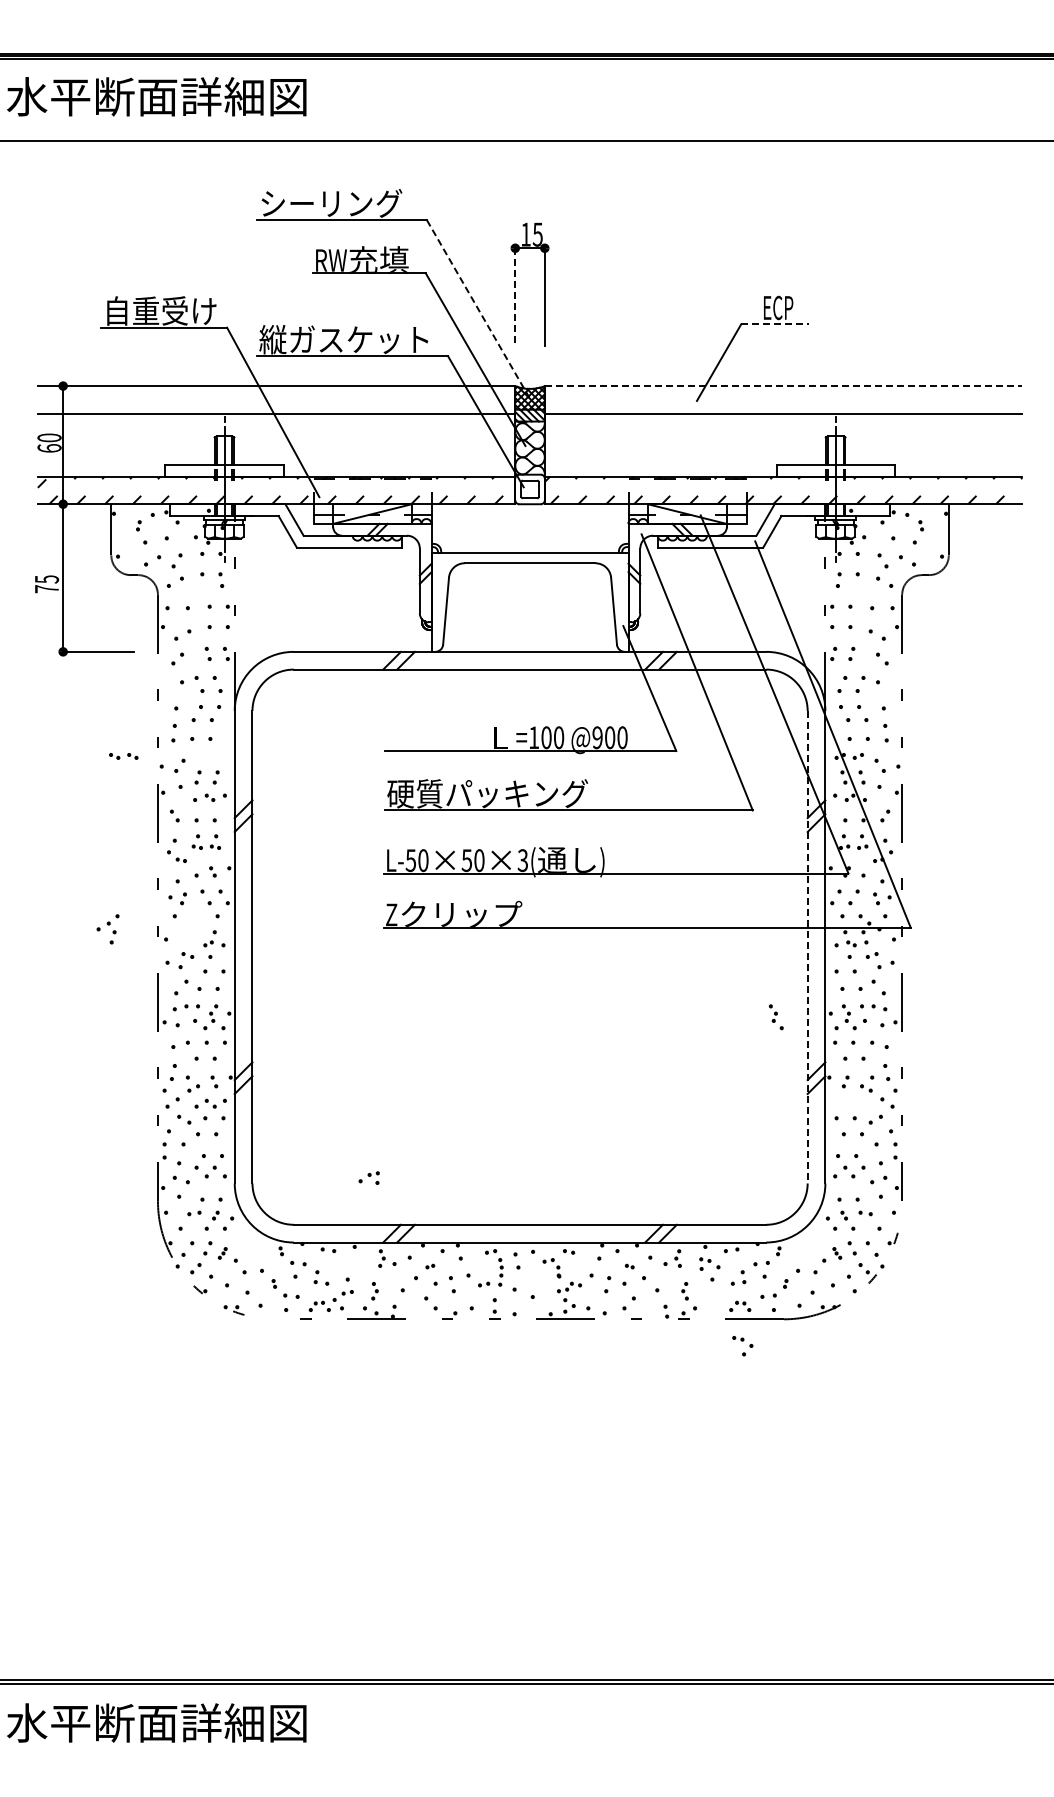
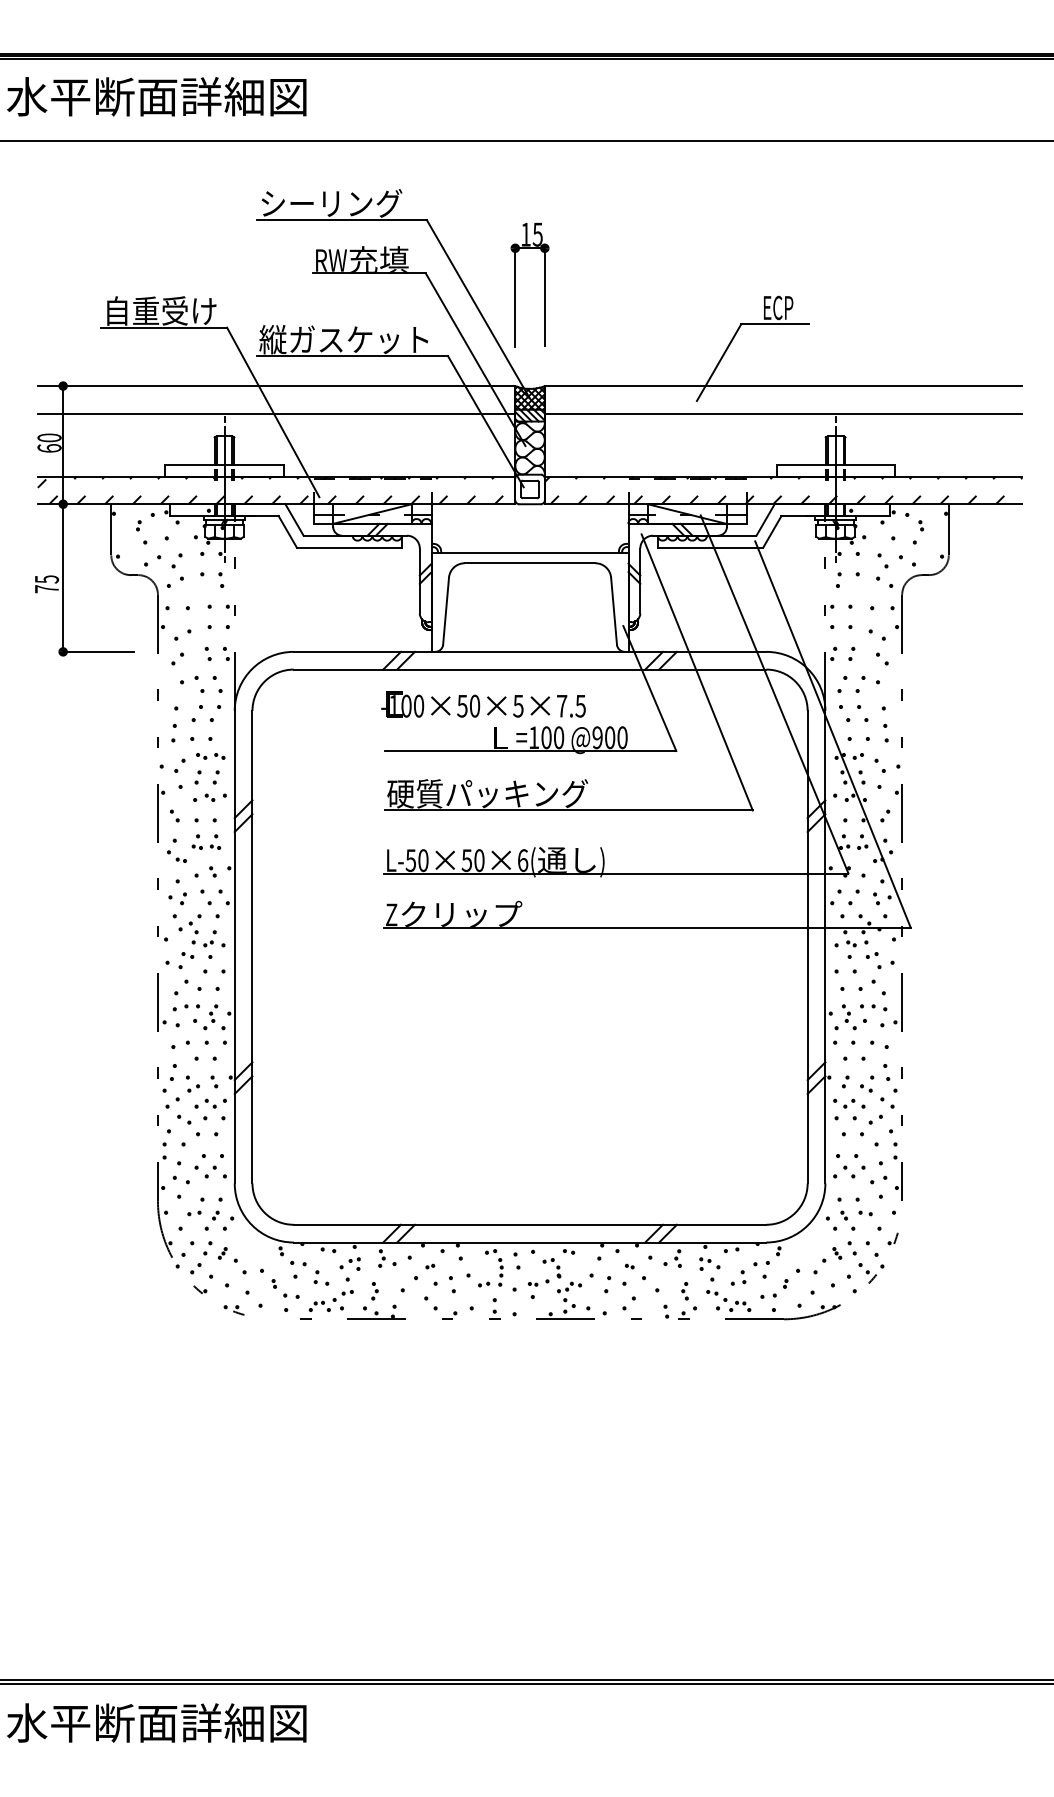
line: dashed -> solid (515, 297)
line: dashed -> solid (478, 309)
line: dashed -> solid (775, 324)
line: dashed -> solid (783, 386)
part: none -> present (483, 704)
part position: (123, 756) -> (210, 756) (210, 756)
text: 3( -> 6( (522, 860)
part position: (107, 929) -> (189, 929) (189, 929)
line: dashed -> solid (807, 947)
part: present -> none (775, 1017)
part: none -> present (849, 1103)
part position: (368, 1177) -> (349, 1263) (349, 1263)
part: none -> present (538, 1282)
part position: (742, 1346) -> (716, 1300) (716, 1300)
